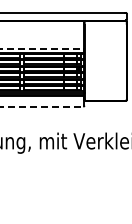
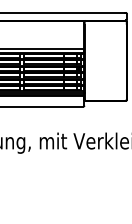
line: dashed -> solid (42, 48)
line: dashed -> solid (42, 106)
